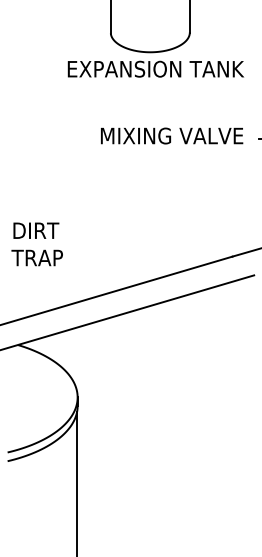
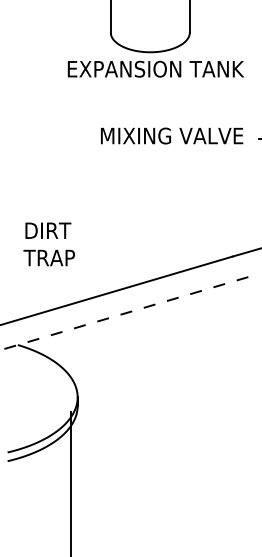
text position: (36, 244) -> (48, 244) (48, 244)
line: solid -> dashed (127, 312)
line position: (77, 482) -> (71, 482) (71, 482)
